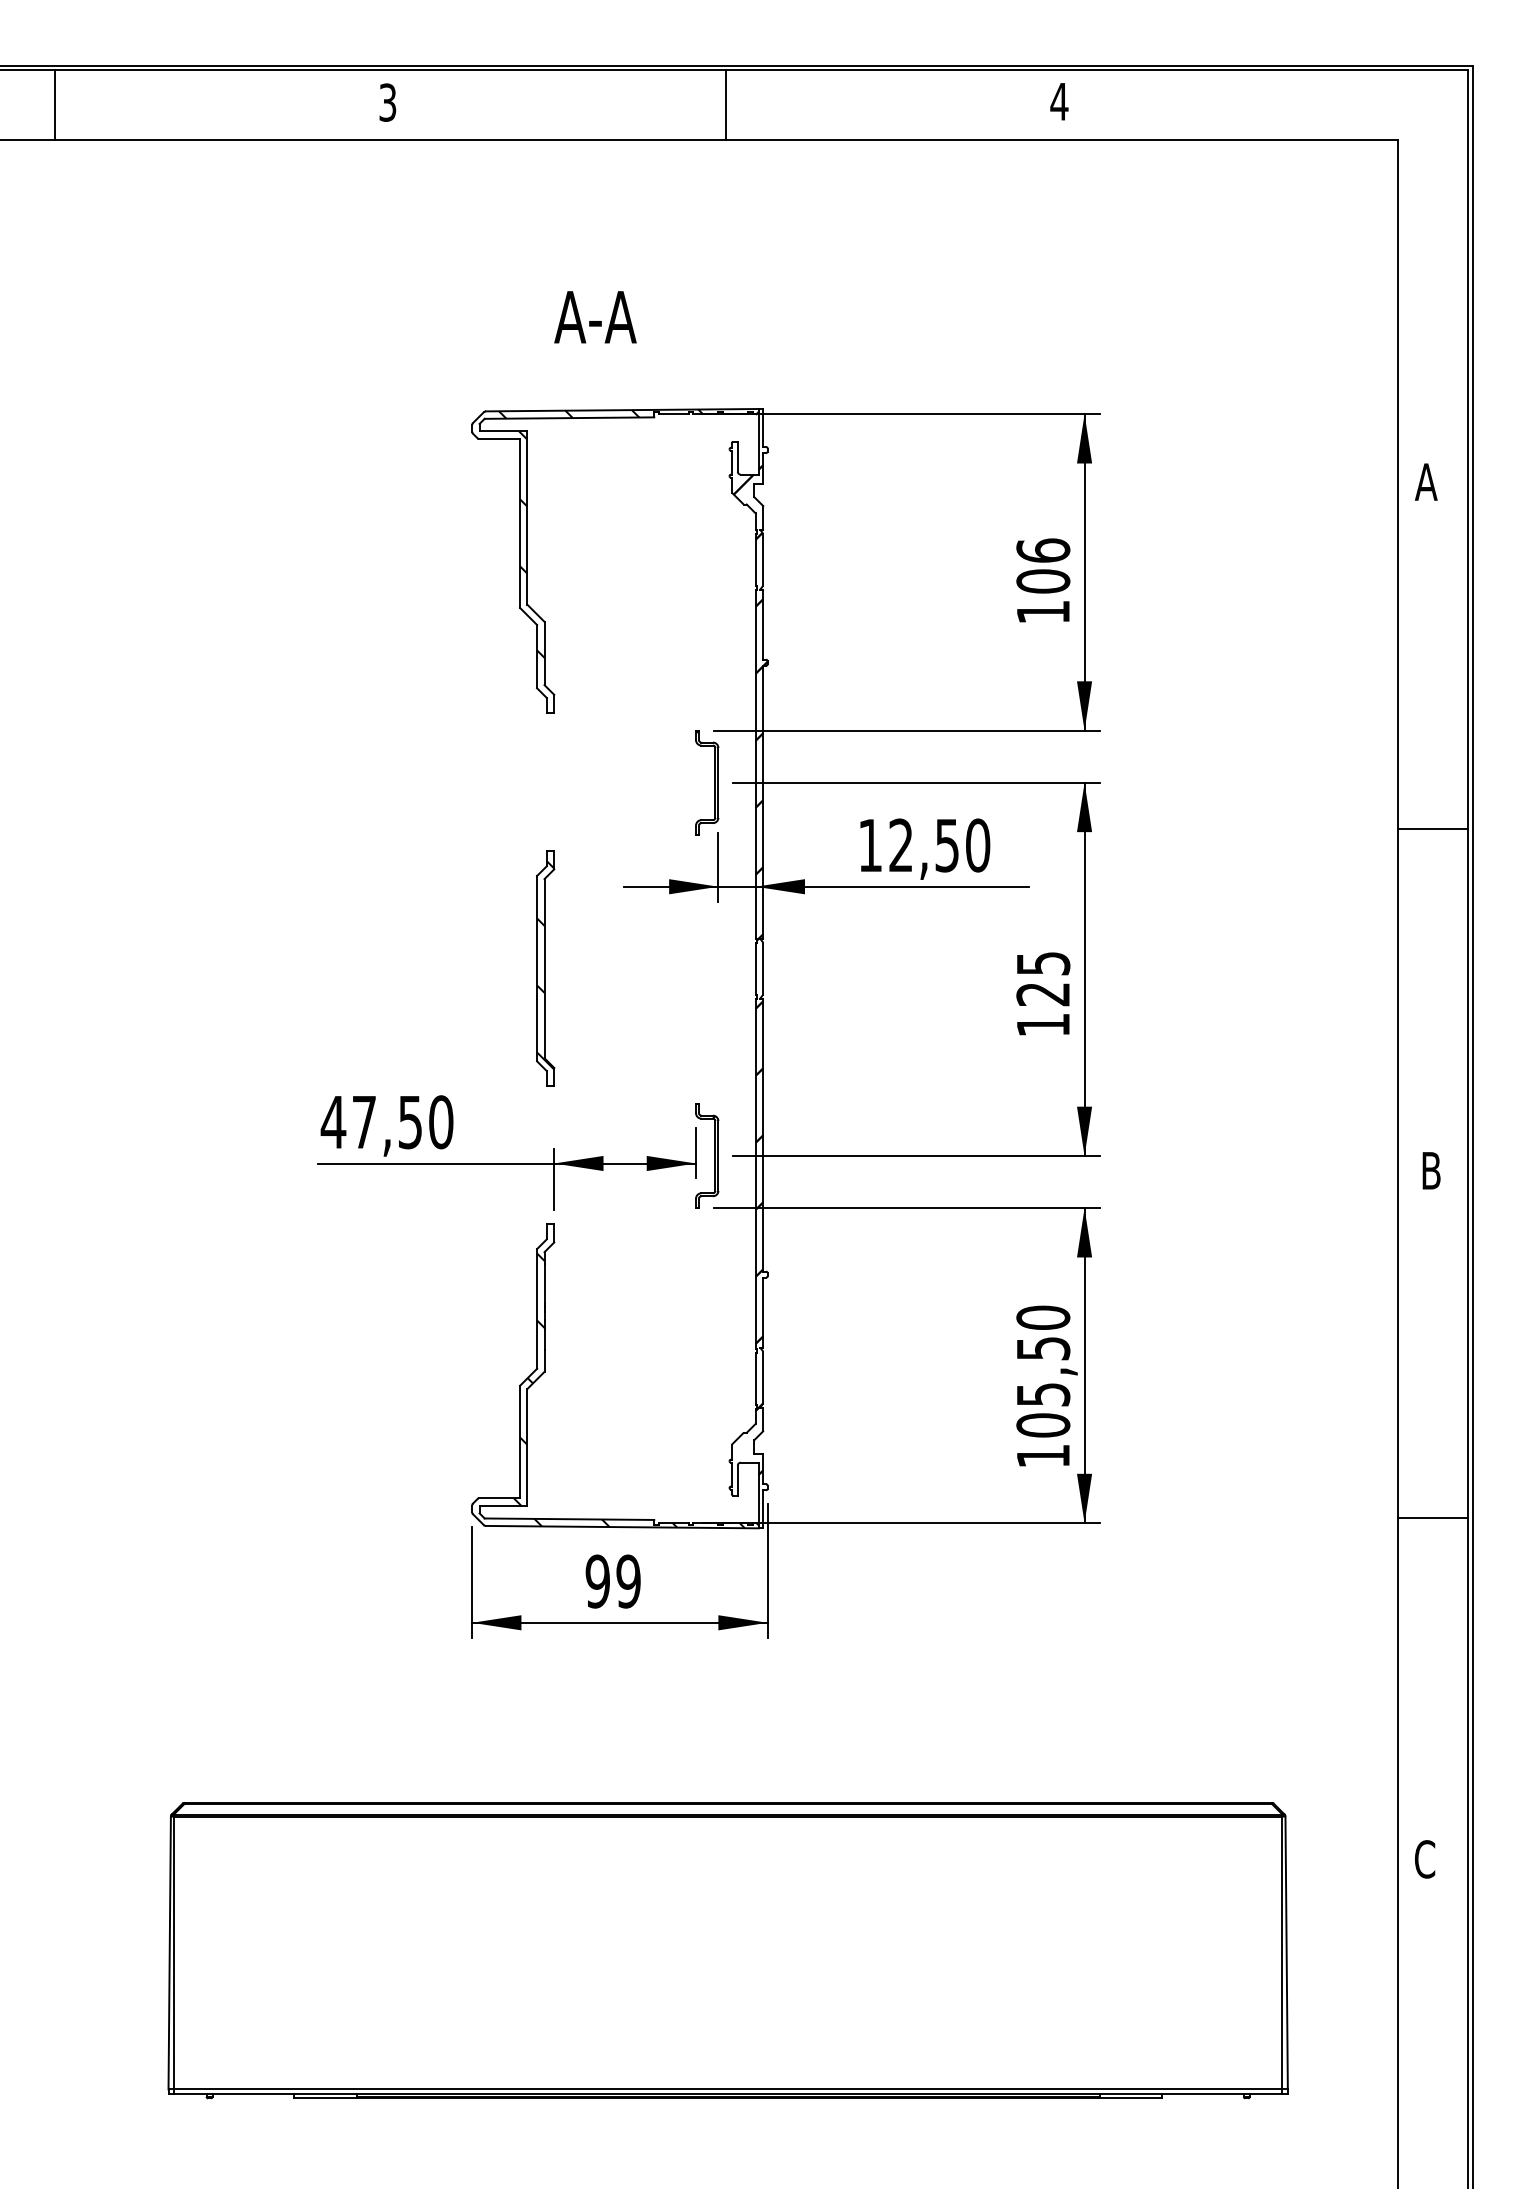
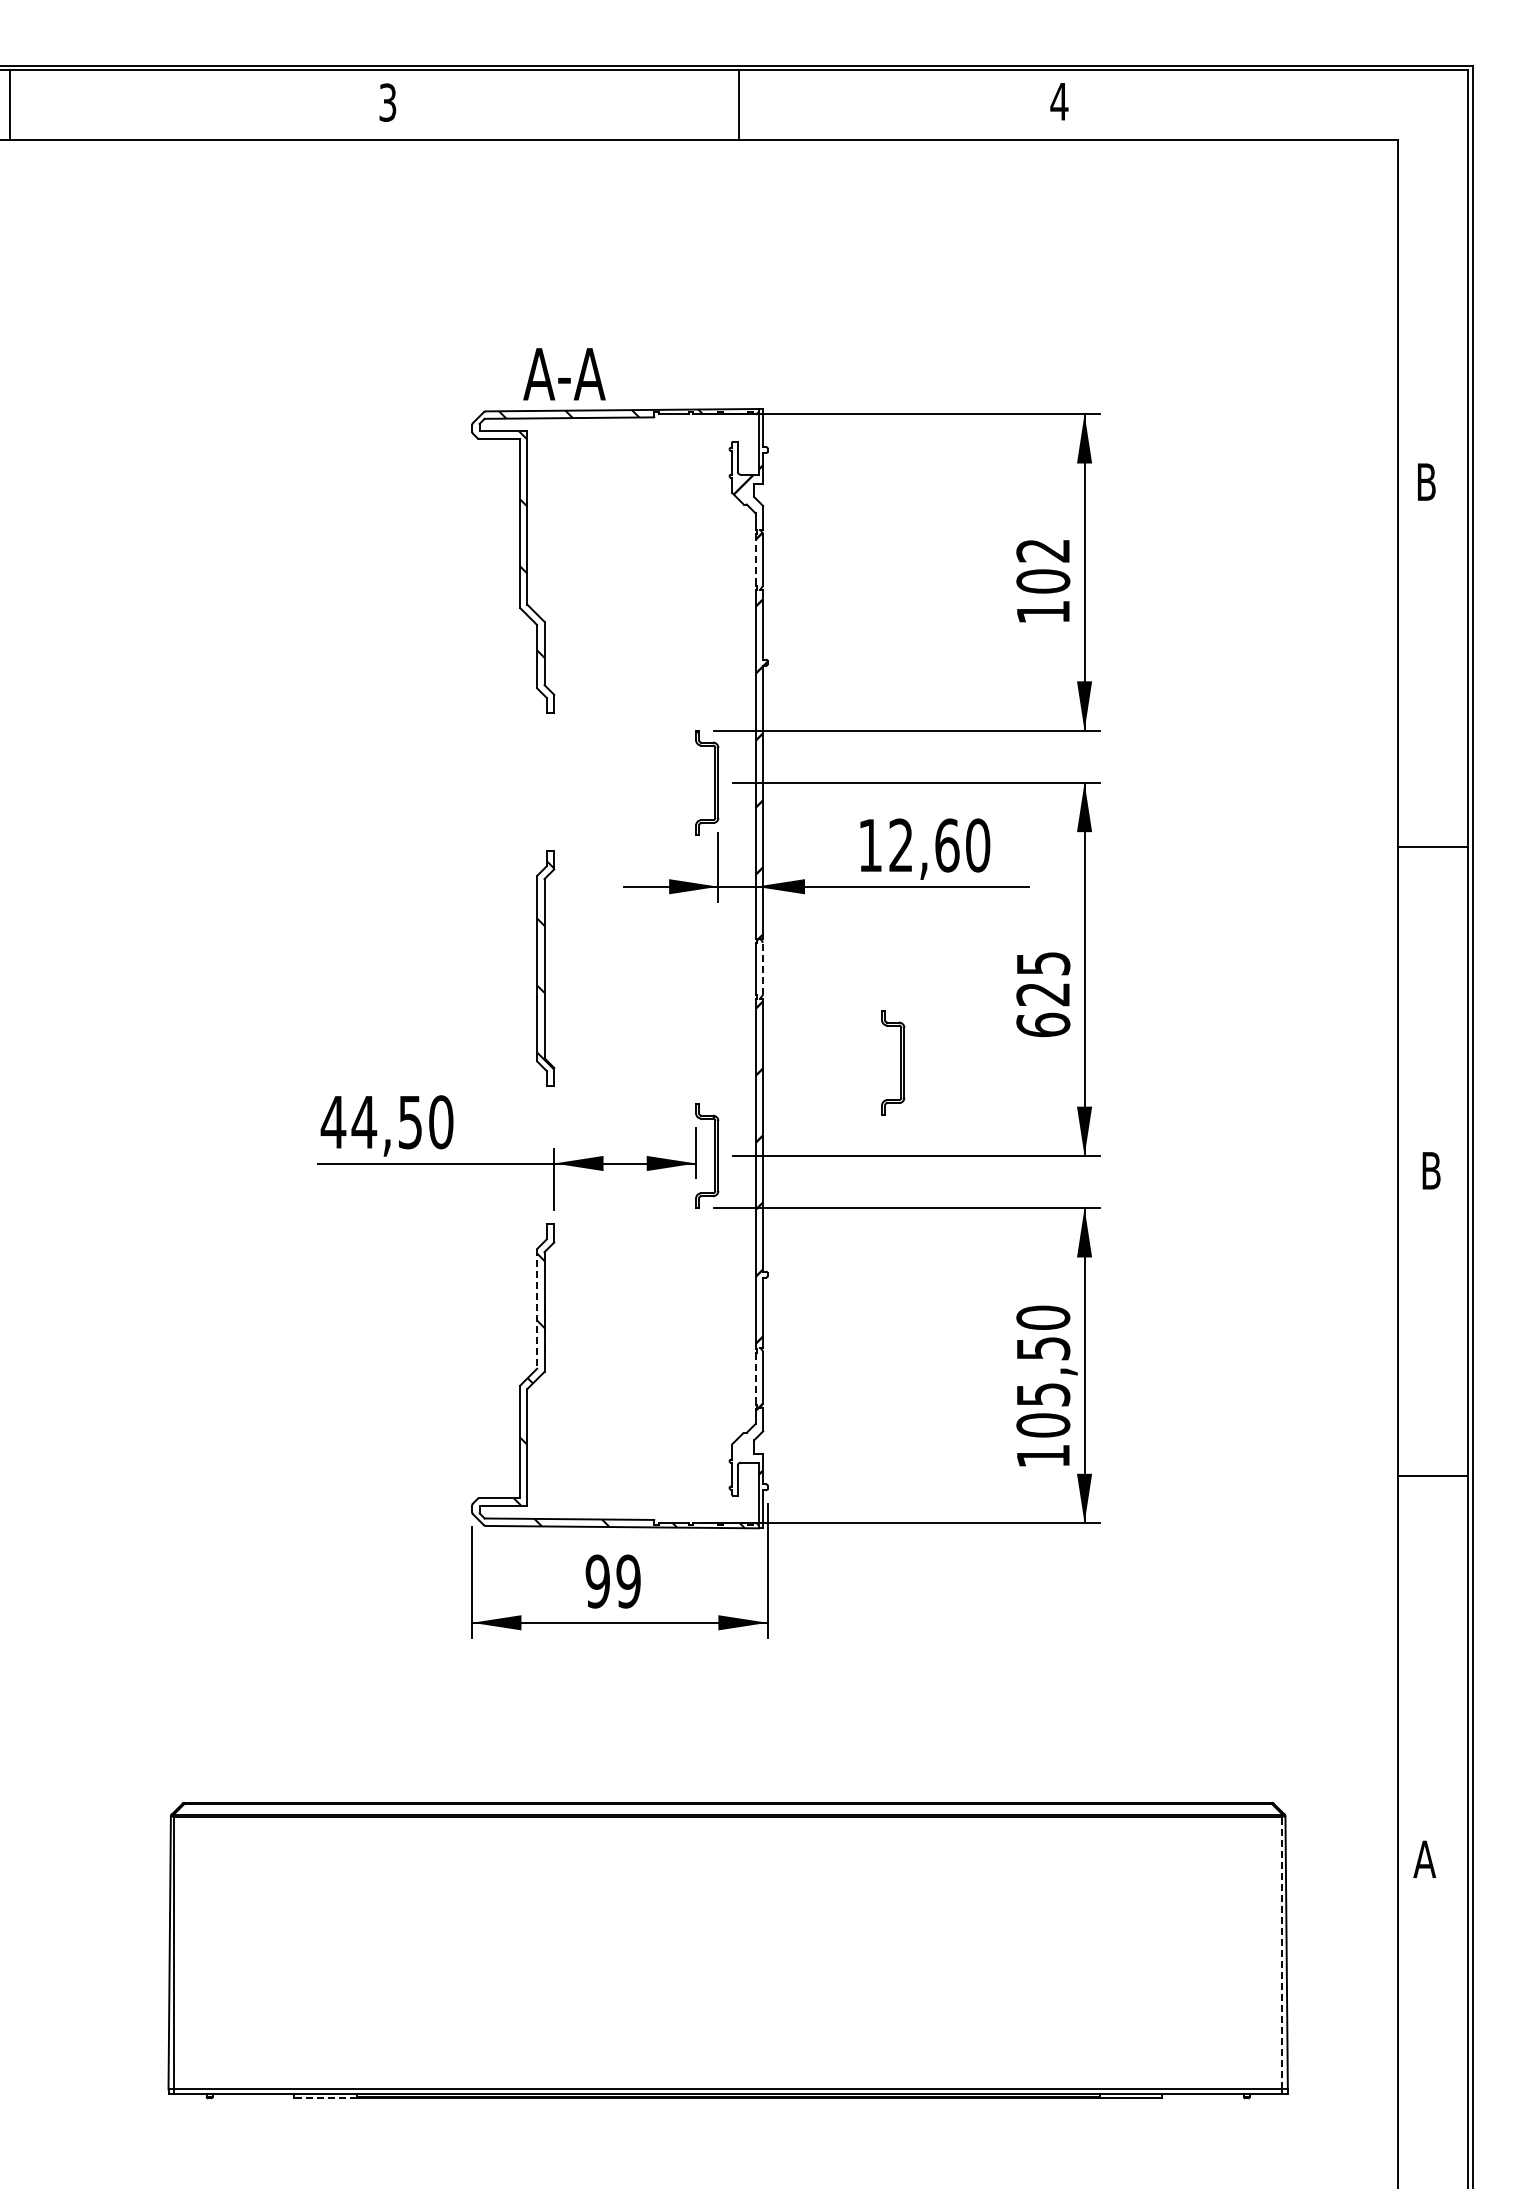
line position: (54, 104) -> (9, 104) (9, 104)
line position: (726, 104) -> (739, 104) (739, 104)
text position: (595, 317) -> (564, 374) (564, 374)
text: A -> B (1426, 481)
text: 106 -> 102 (1043, 550)
line: solid -> dashed (755, 560)
line position: (1433, 829) -> (1433, 847) (1433, 847)
text: 12,50 -> 12,60 (947, 845)
line: solid -> dashed (763, 968)
text: 125 -> 625 (1043, 1024)
part: none -> present (900, 1062)
text: 47,50 -> 44,50 (364, 1122)
line: solid -> dashed (537, 1308)
line: solid -> dashed (755, 1379)
line position: (1433, 1518) -> (1433, 1476) (1433, 1476)
text: C -> A (1424, 1859)
line: solid -> dashed (1281, 1952)
line: solid -> dashed (324, 2098)
